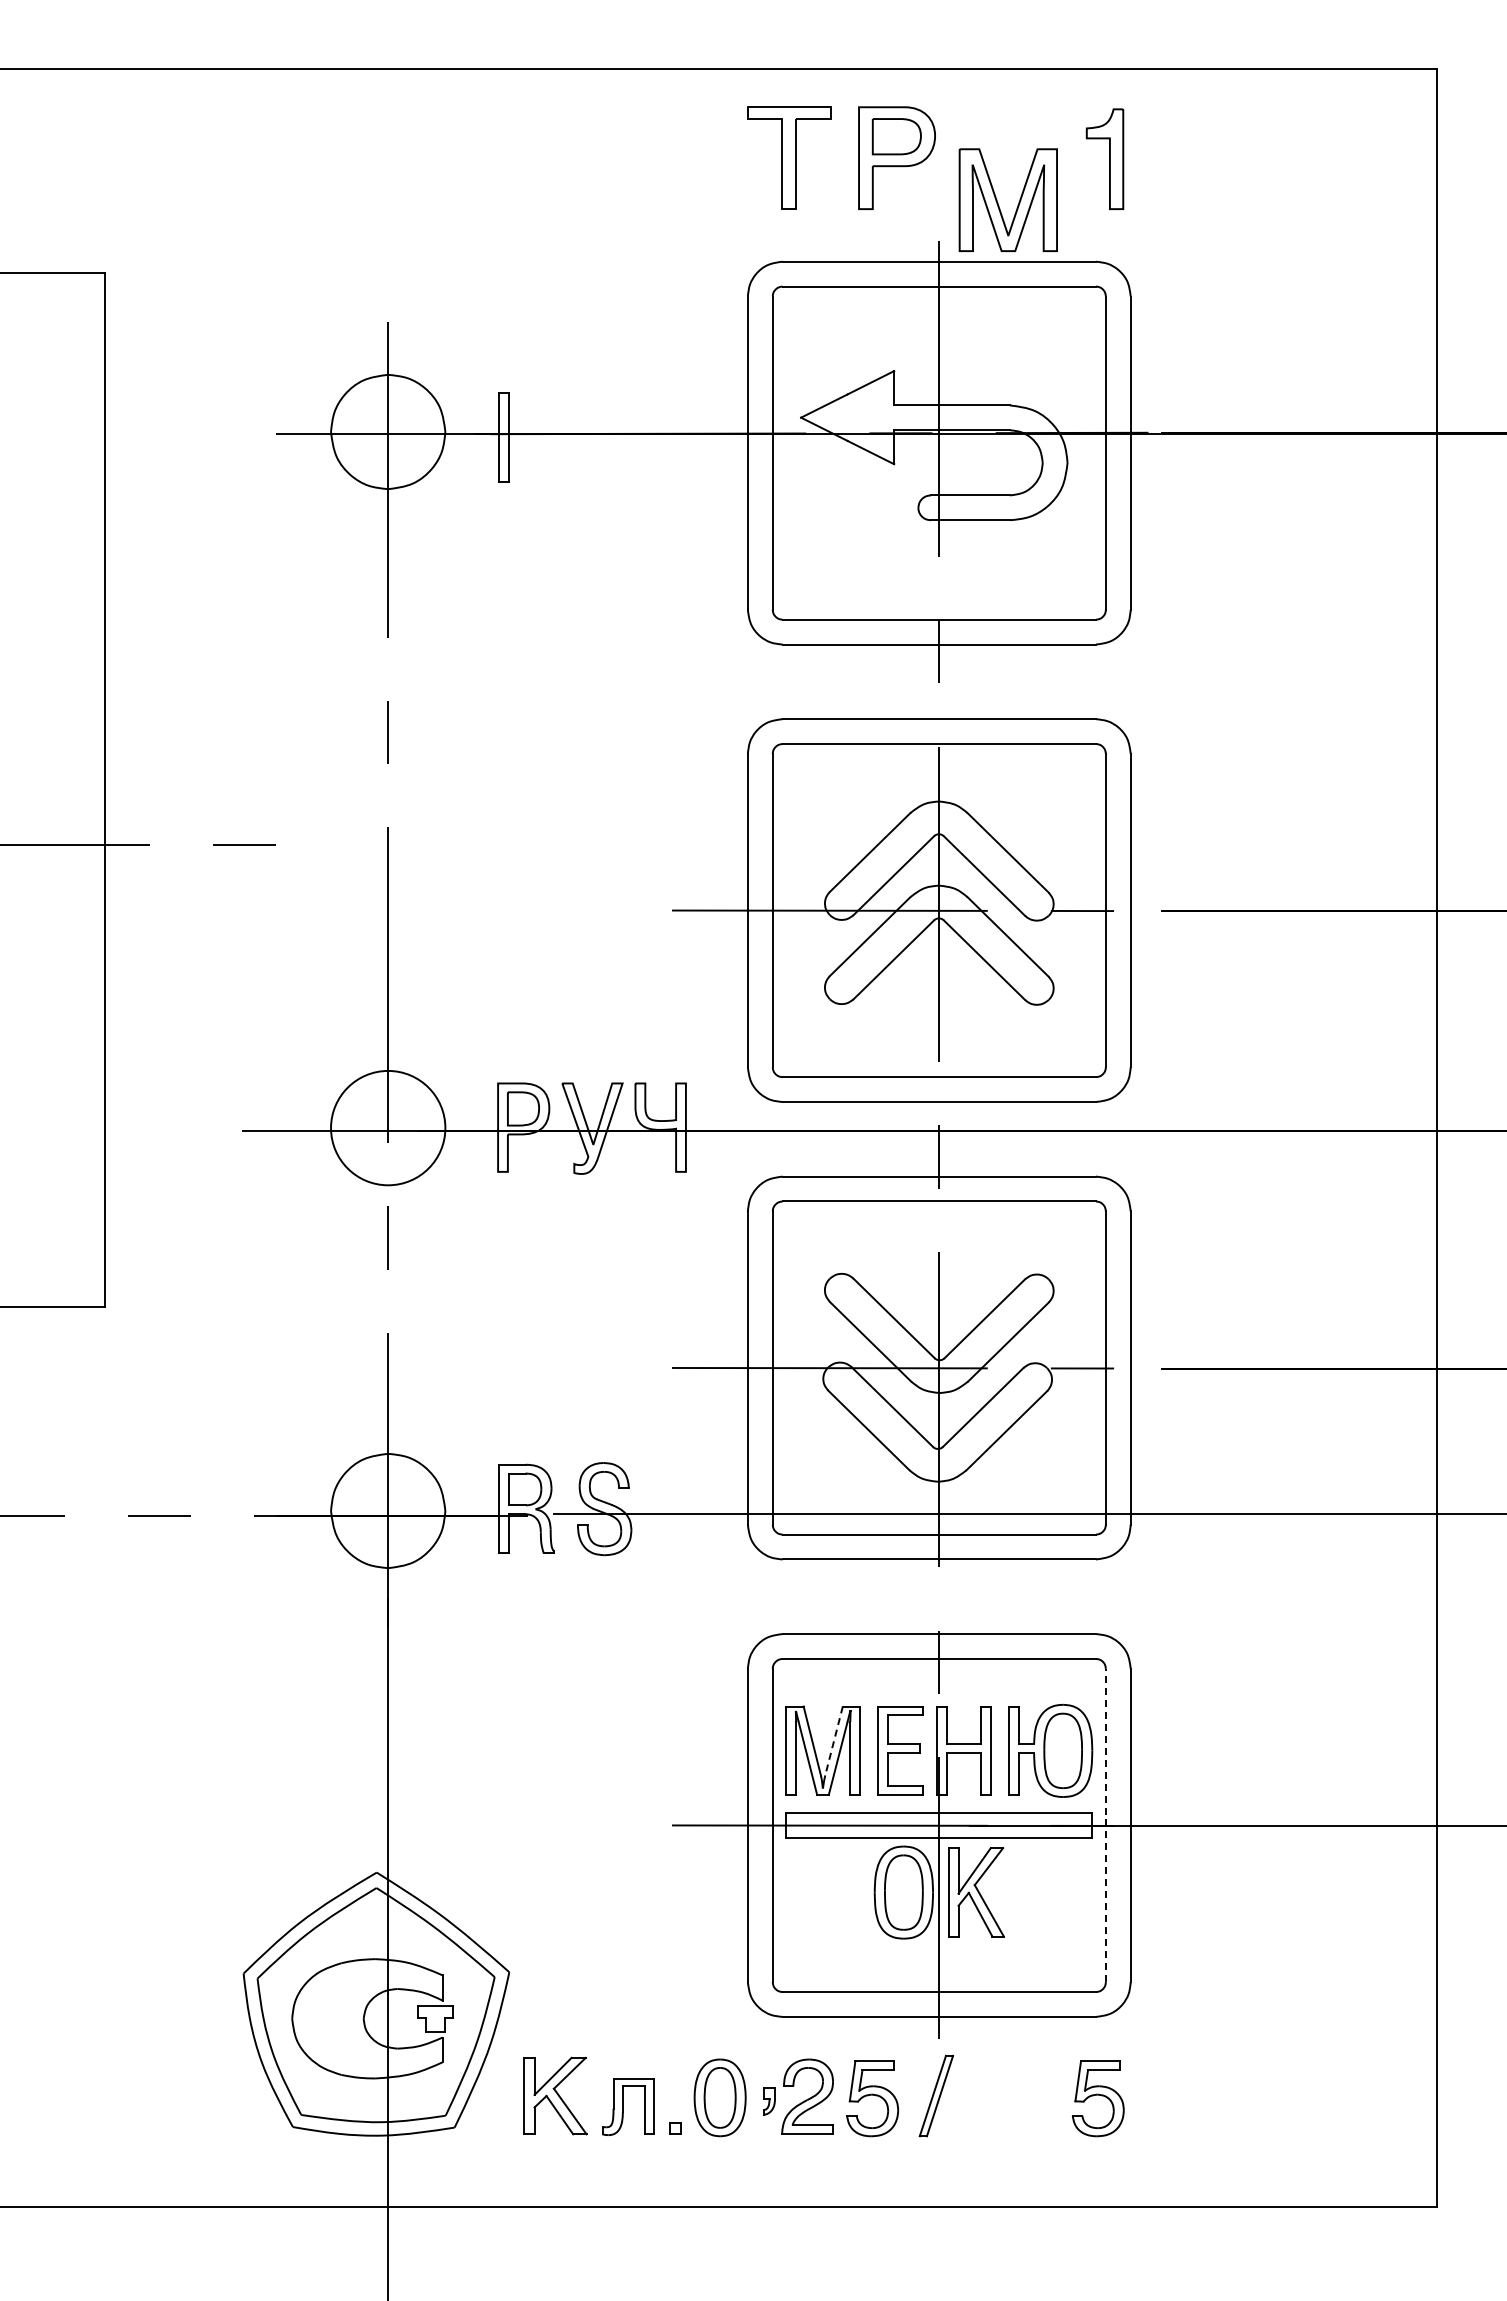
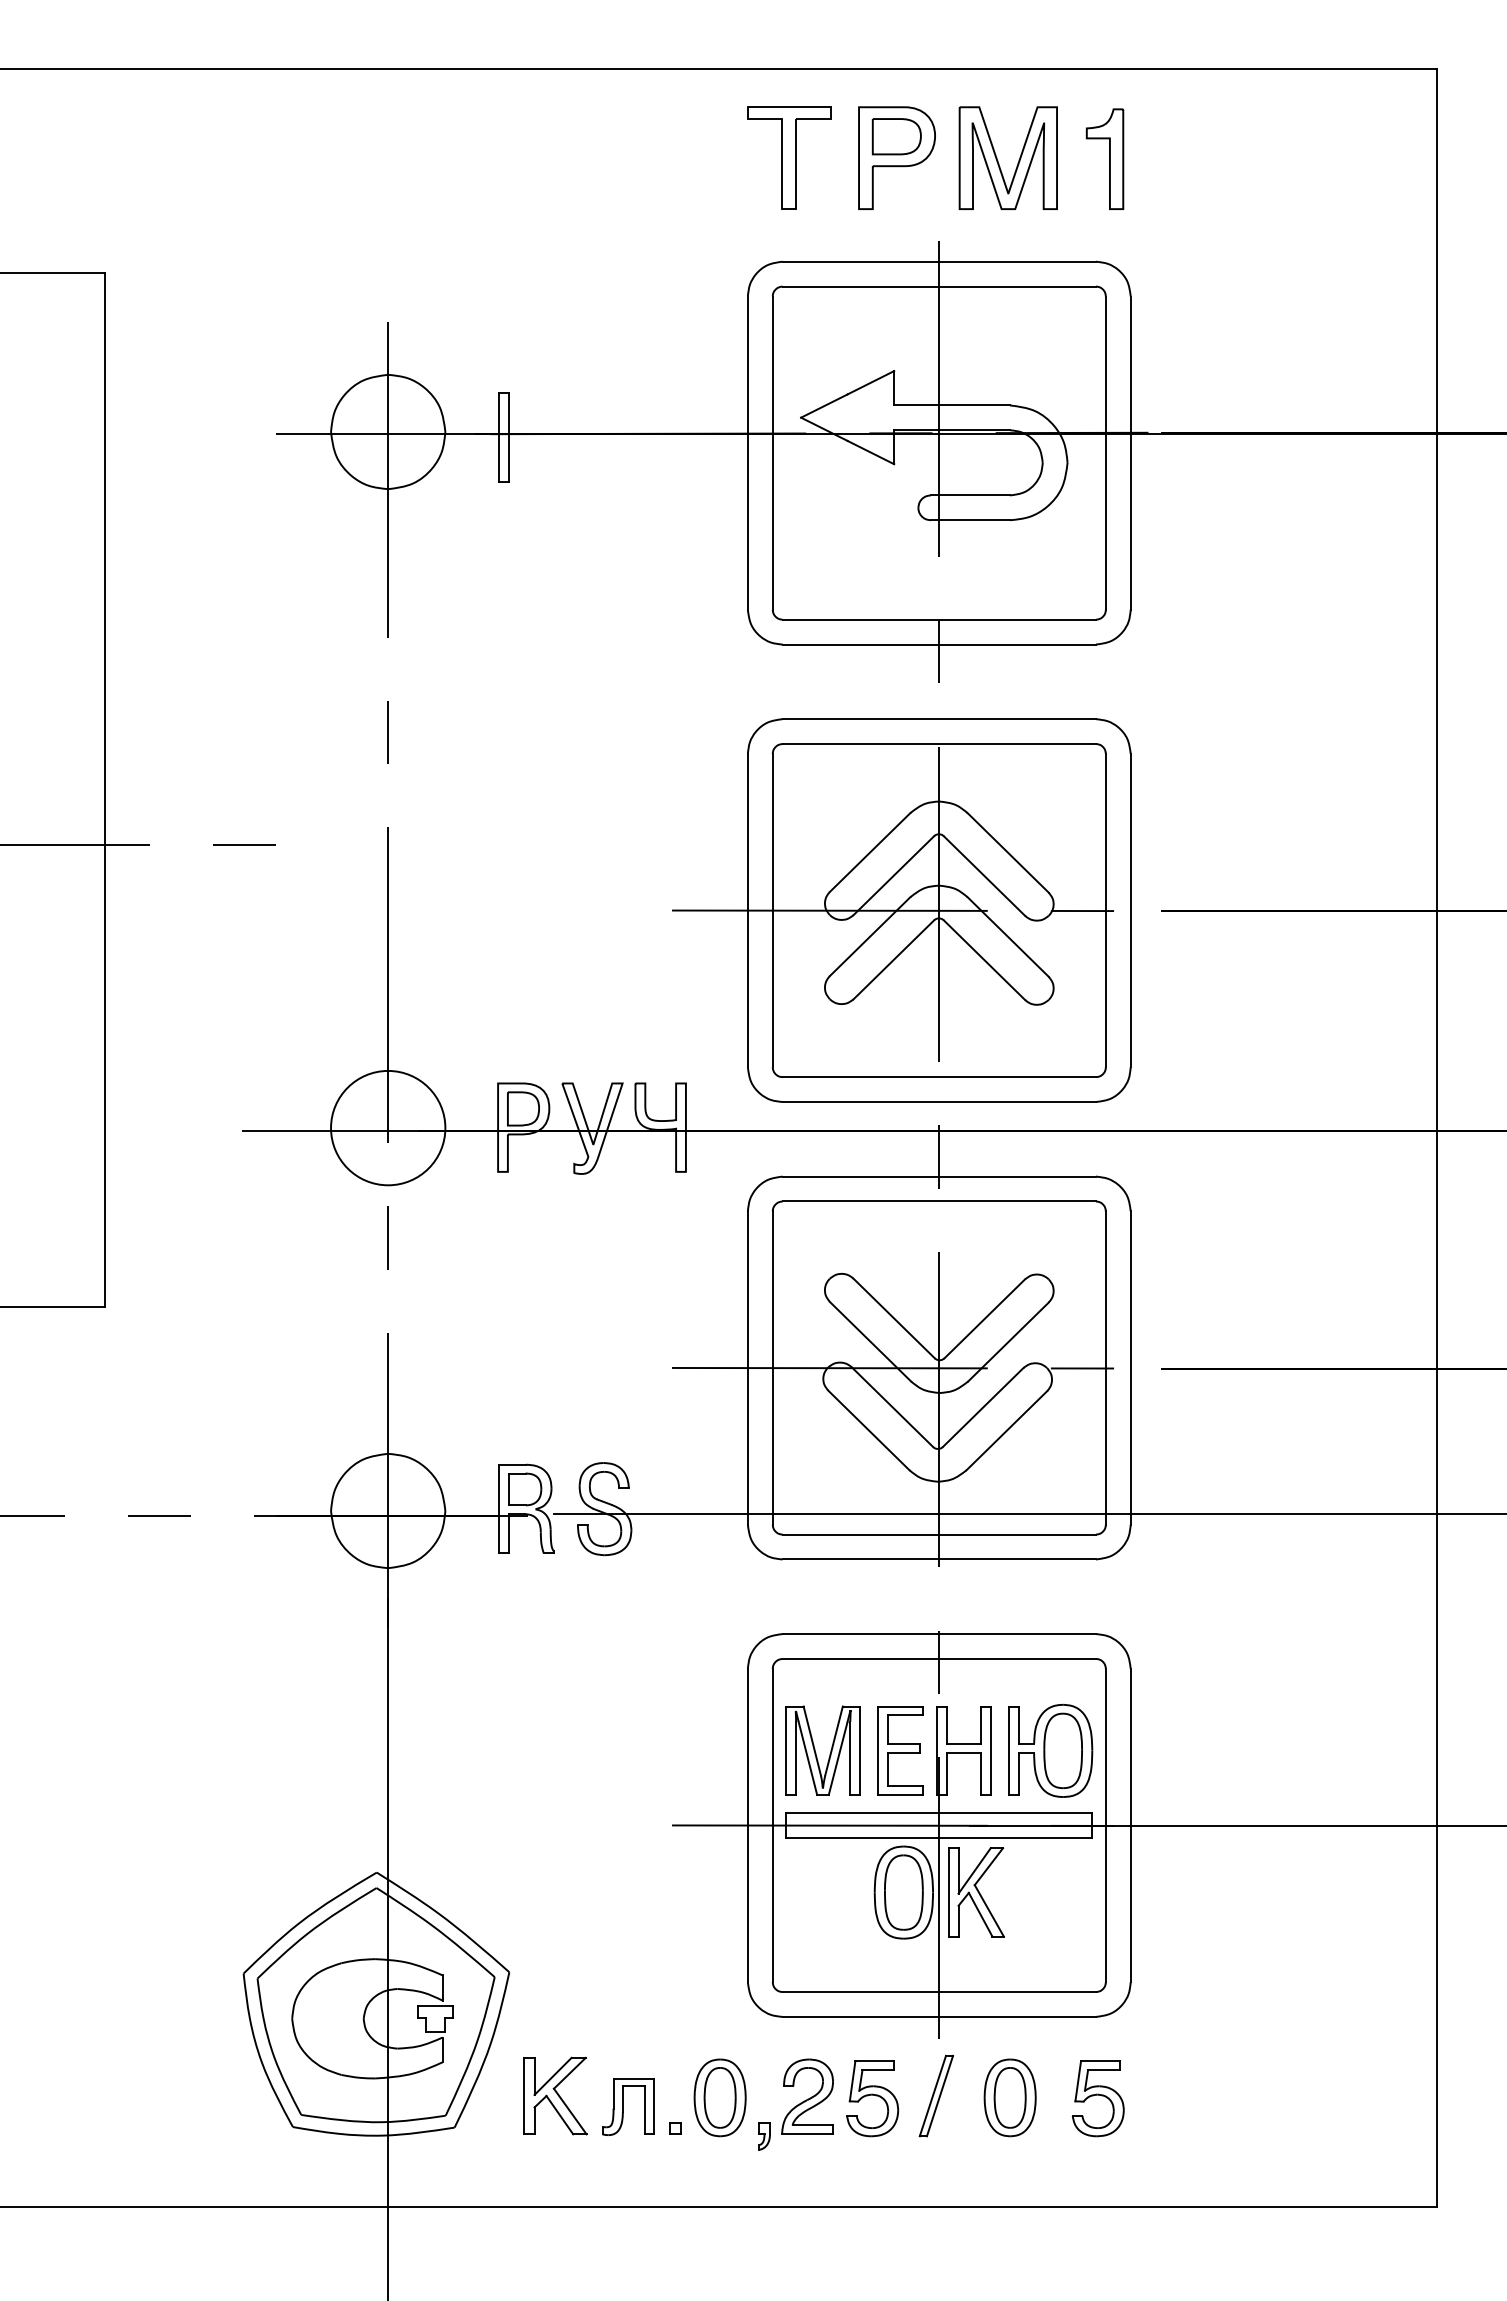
part position: (998, 202) -> (998, 160) (998, 160)
line: dashed -> solid (834, 1740)
line: dashed -> solid (1105, 1825)
part: none -> present (1009, 2097)
part position: (769, 2101) -> (764, 2136) (764, 2136)
